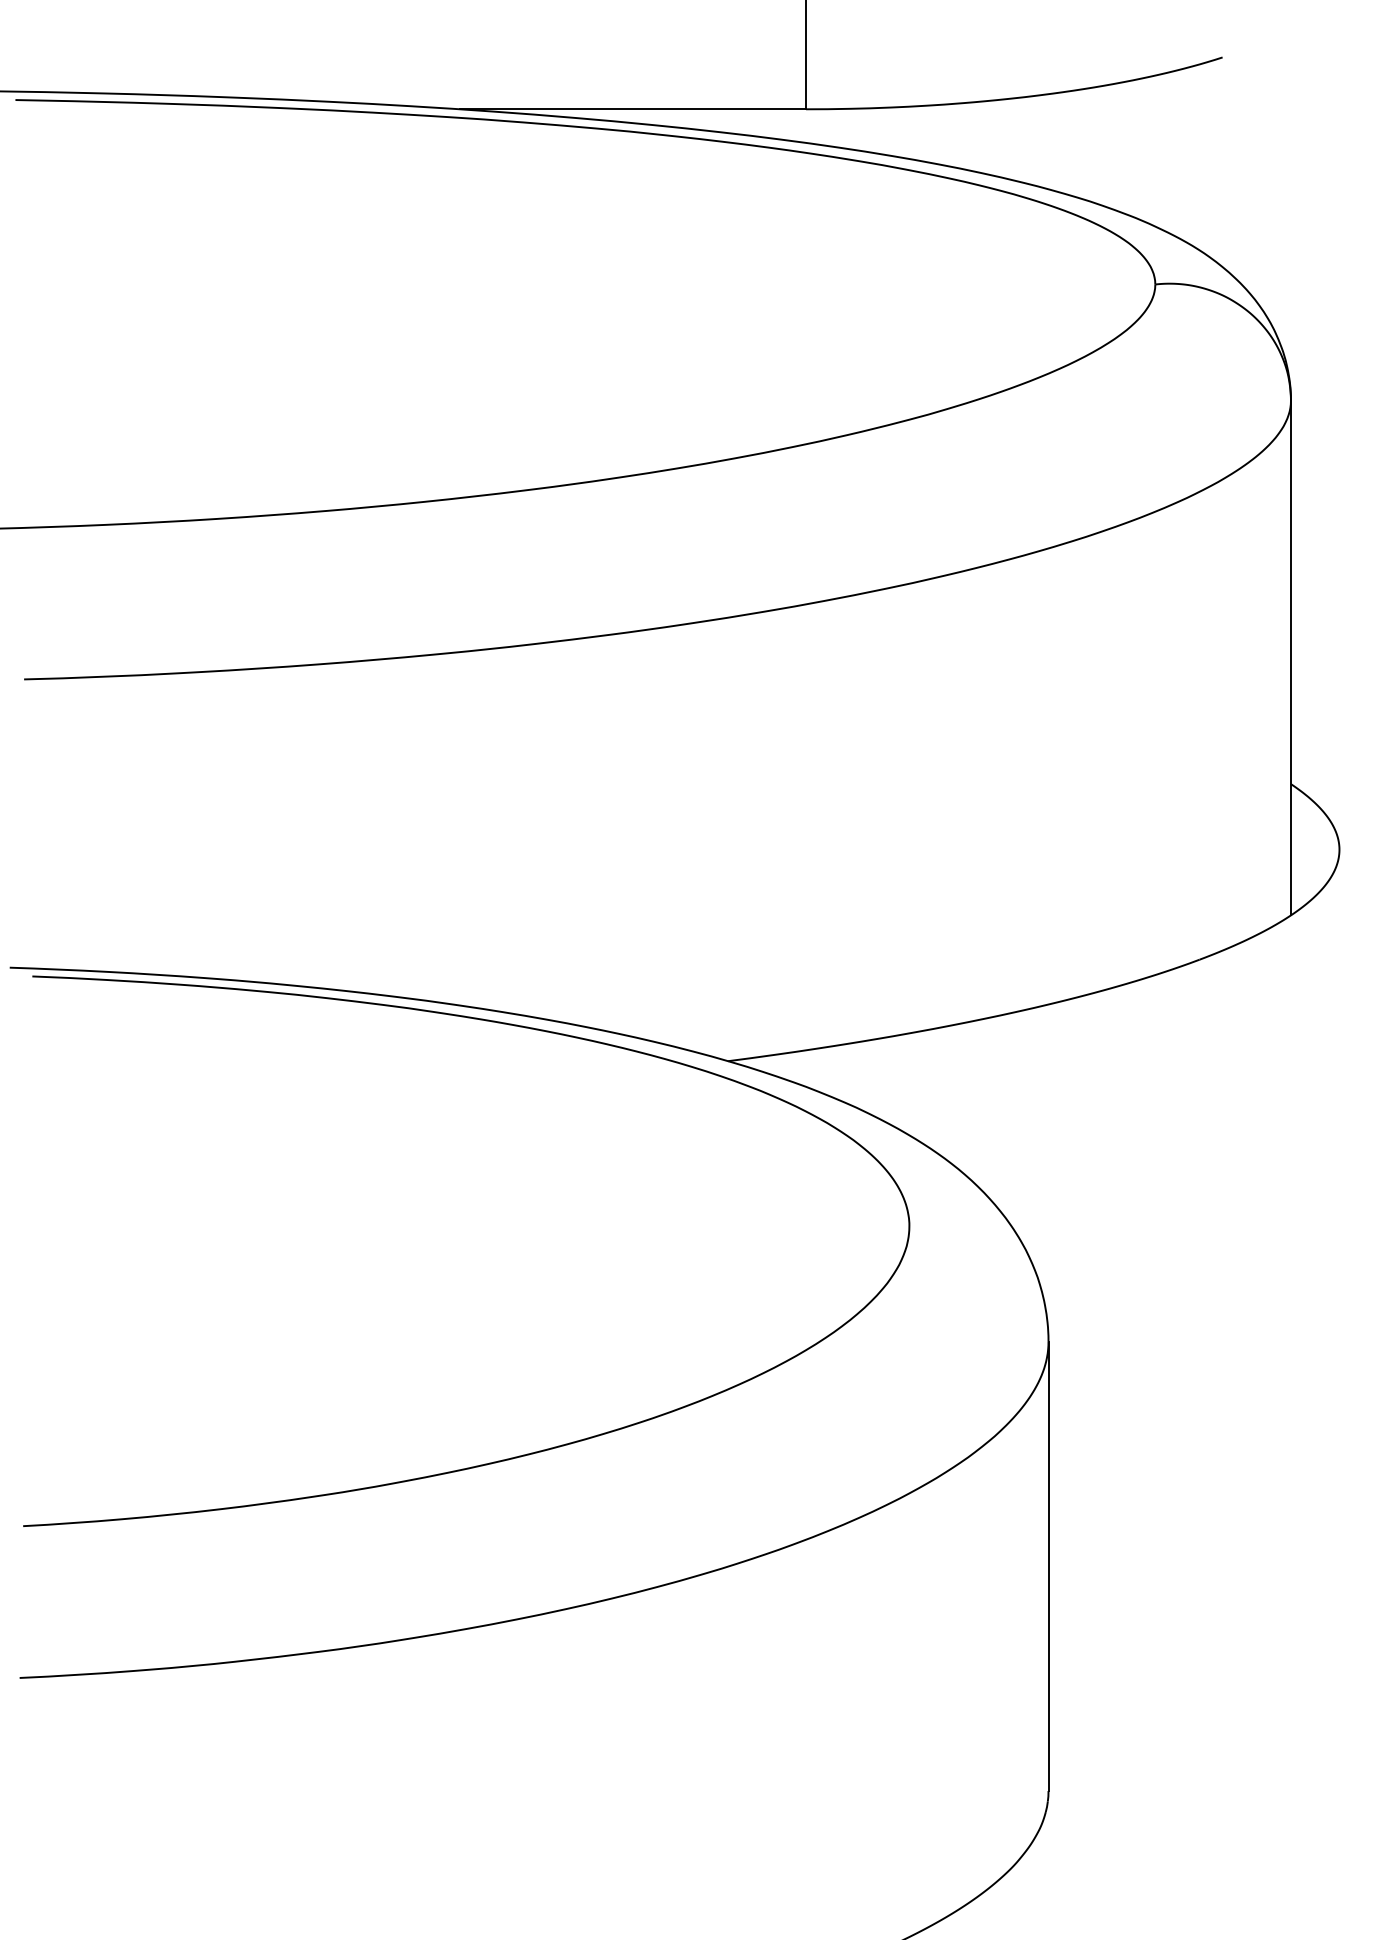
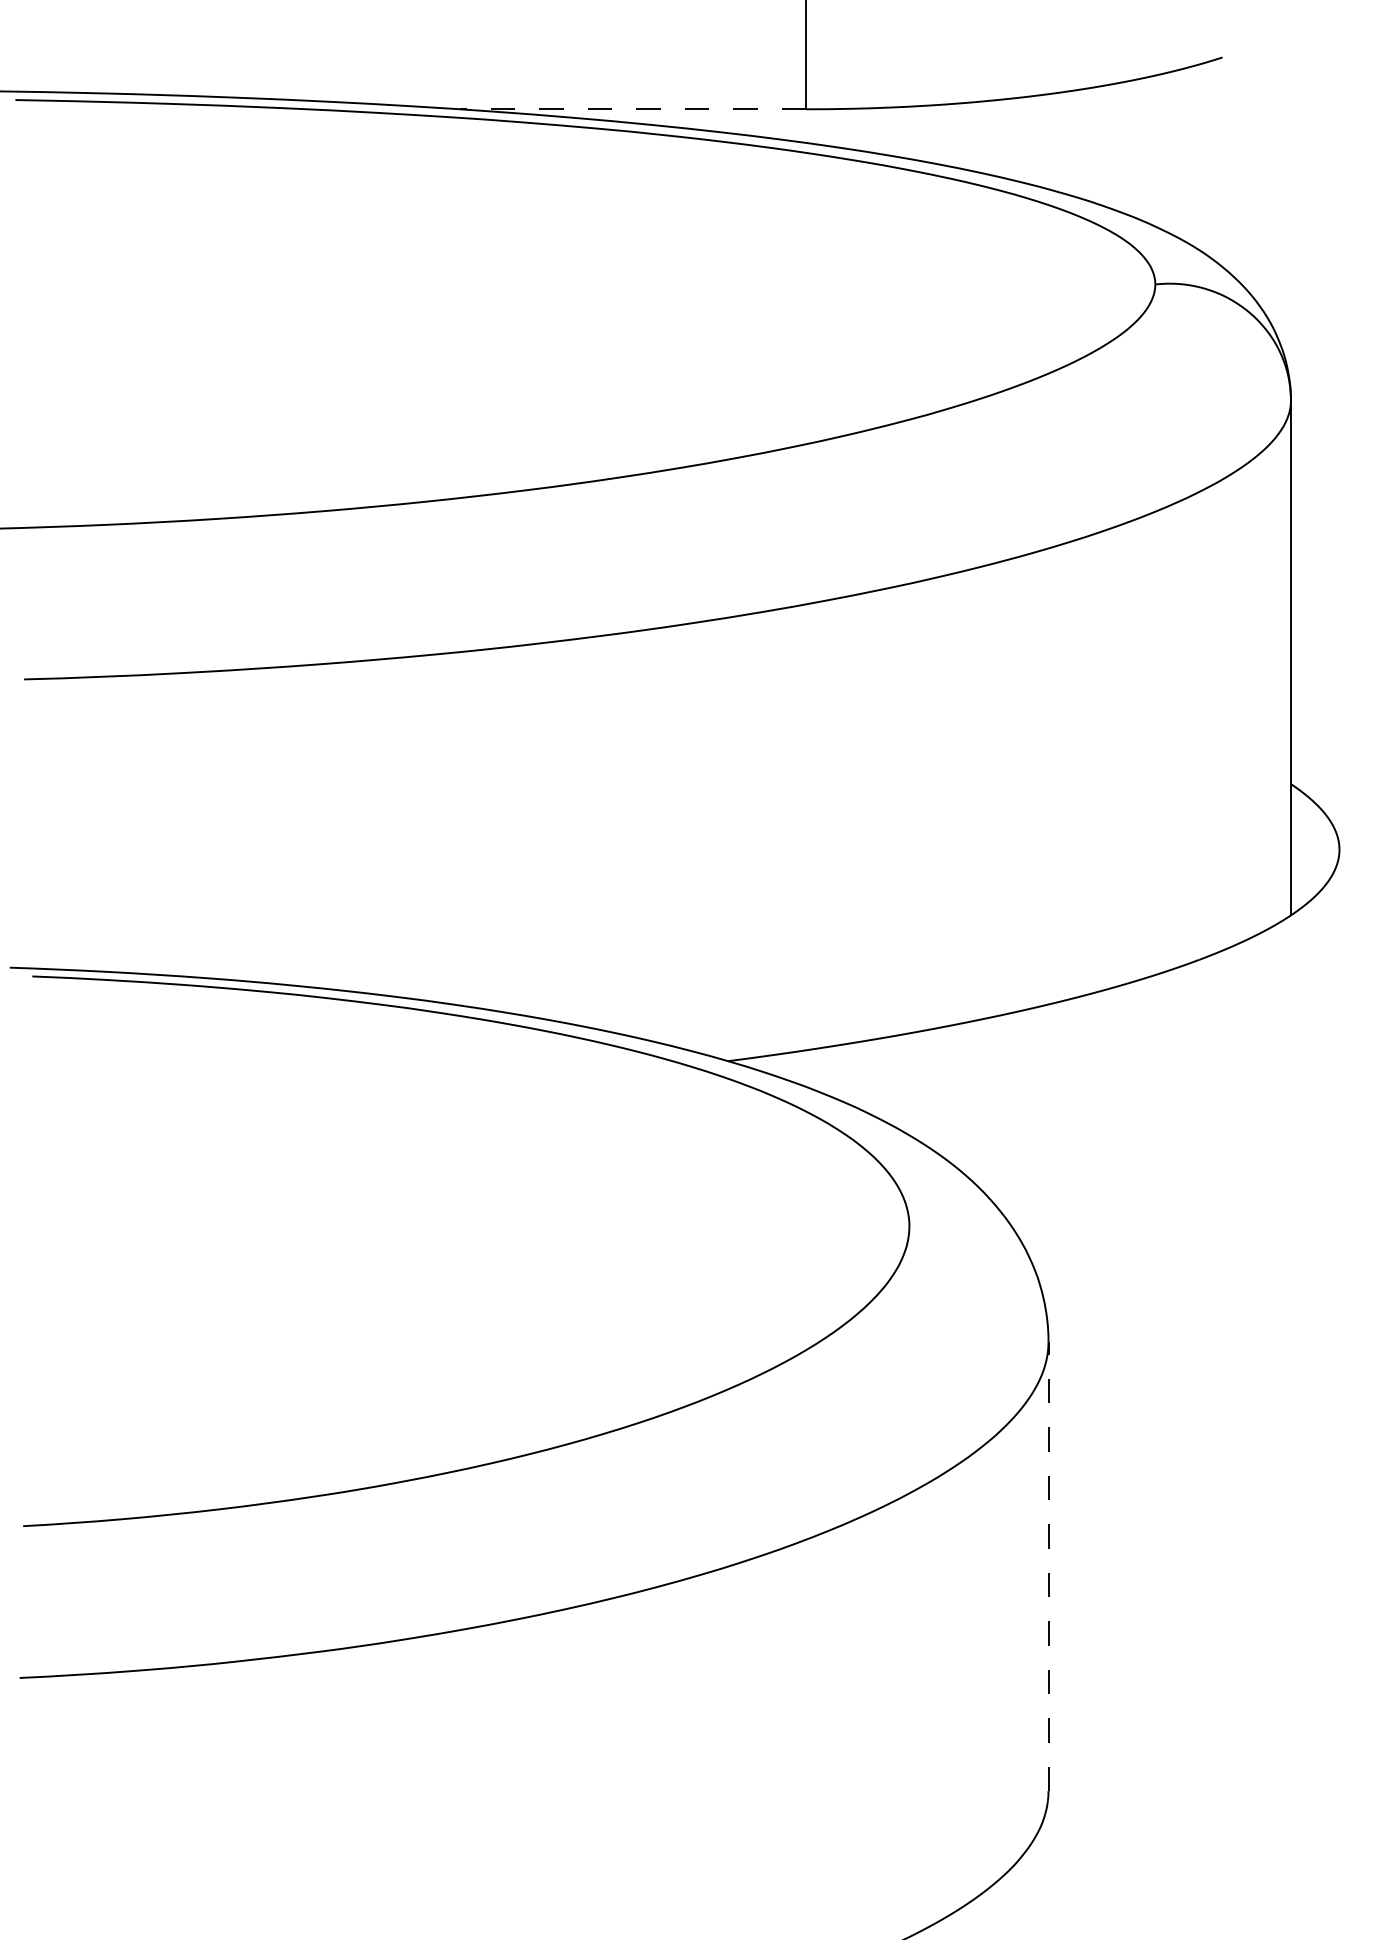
line: solid -> dashed (632, 109)
line: solid -> dashed (1048, 1566)
